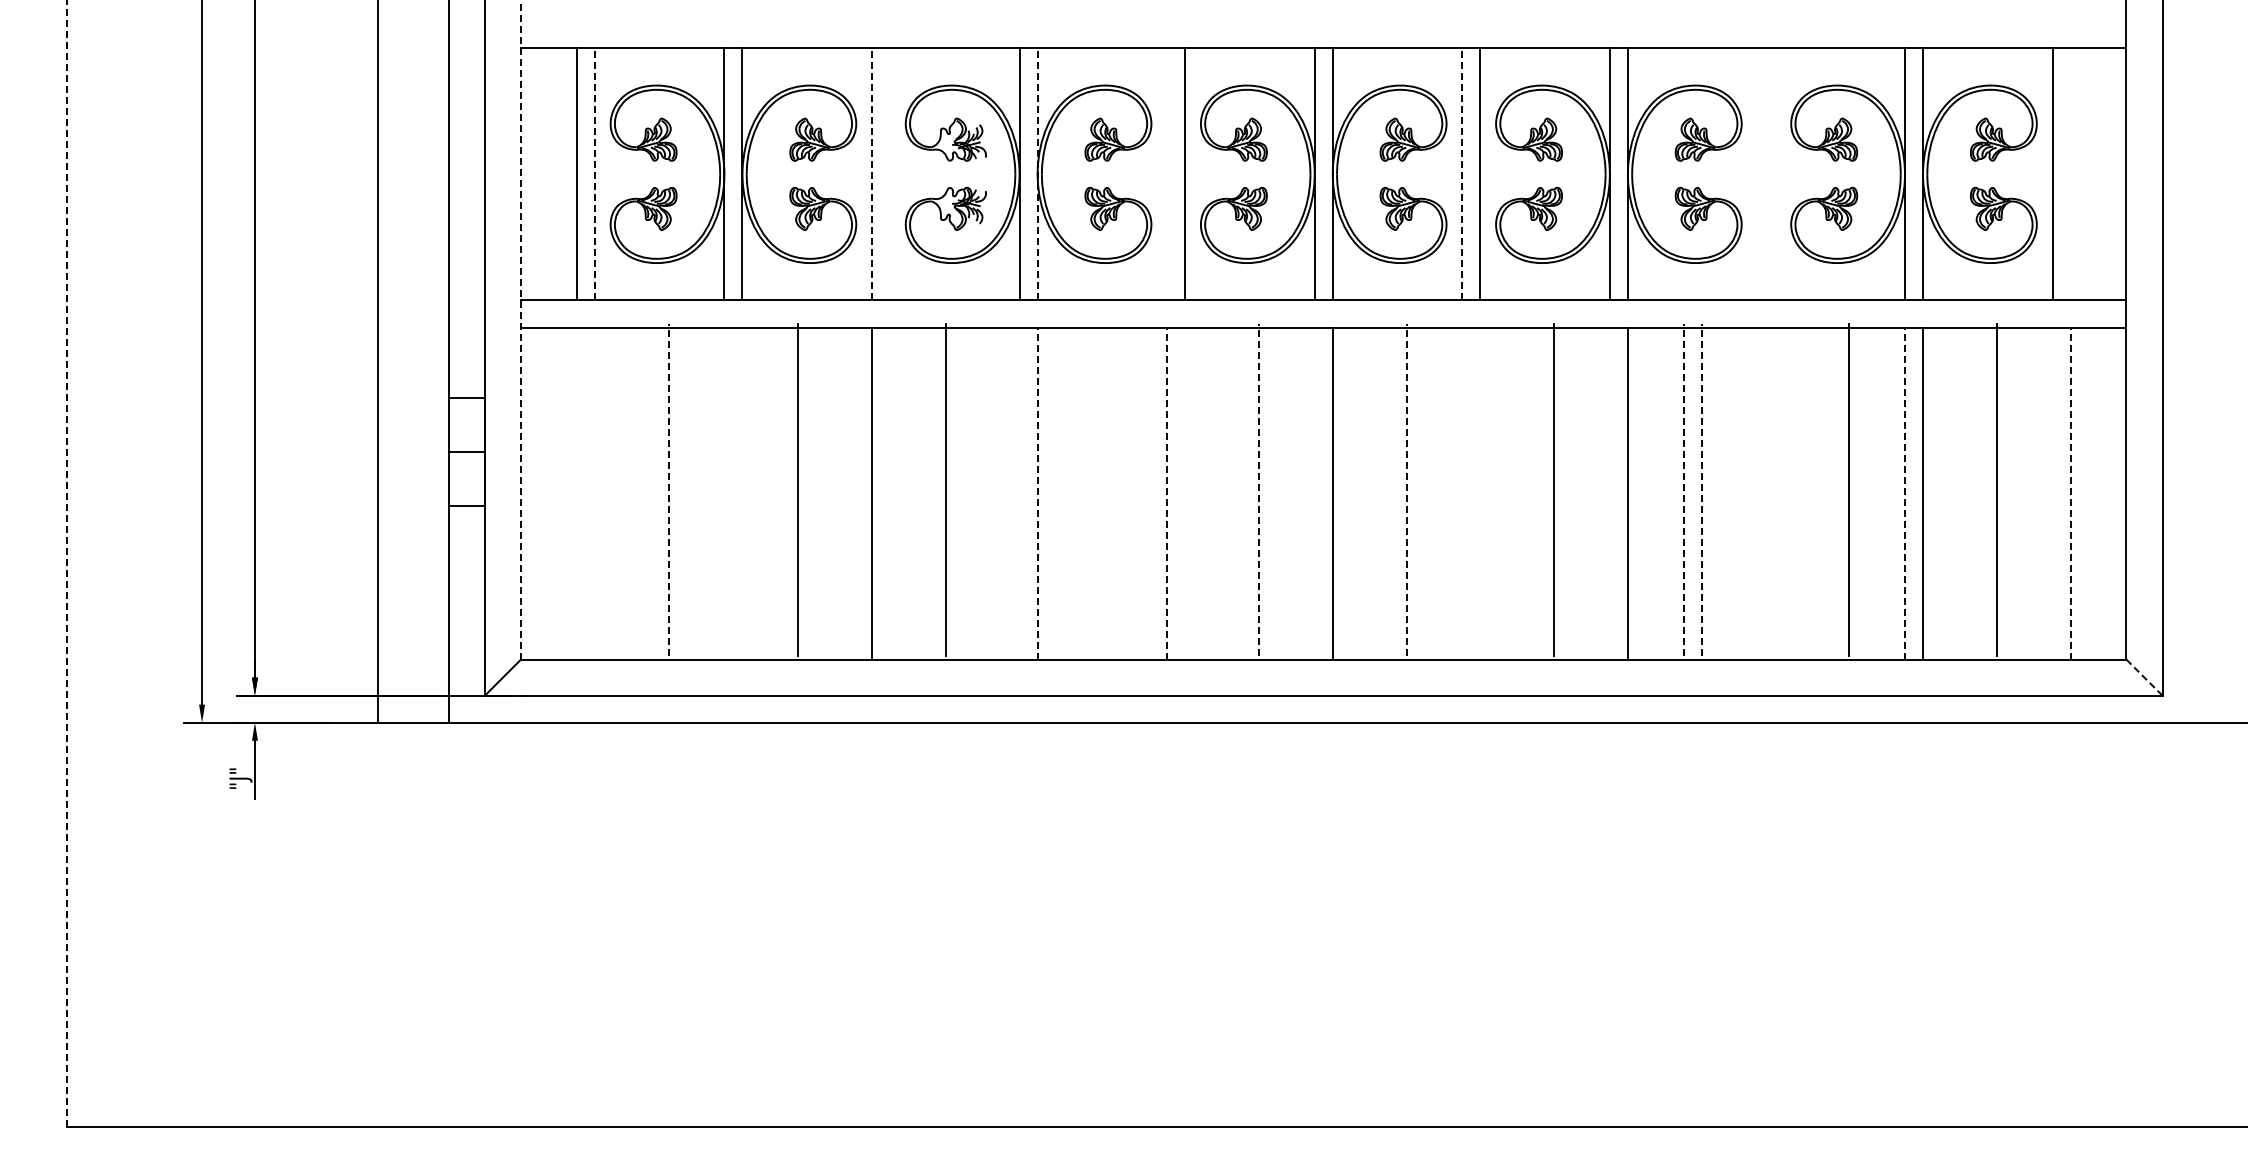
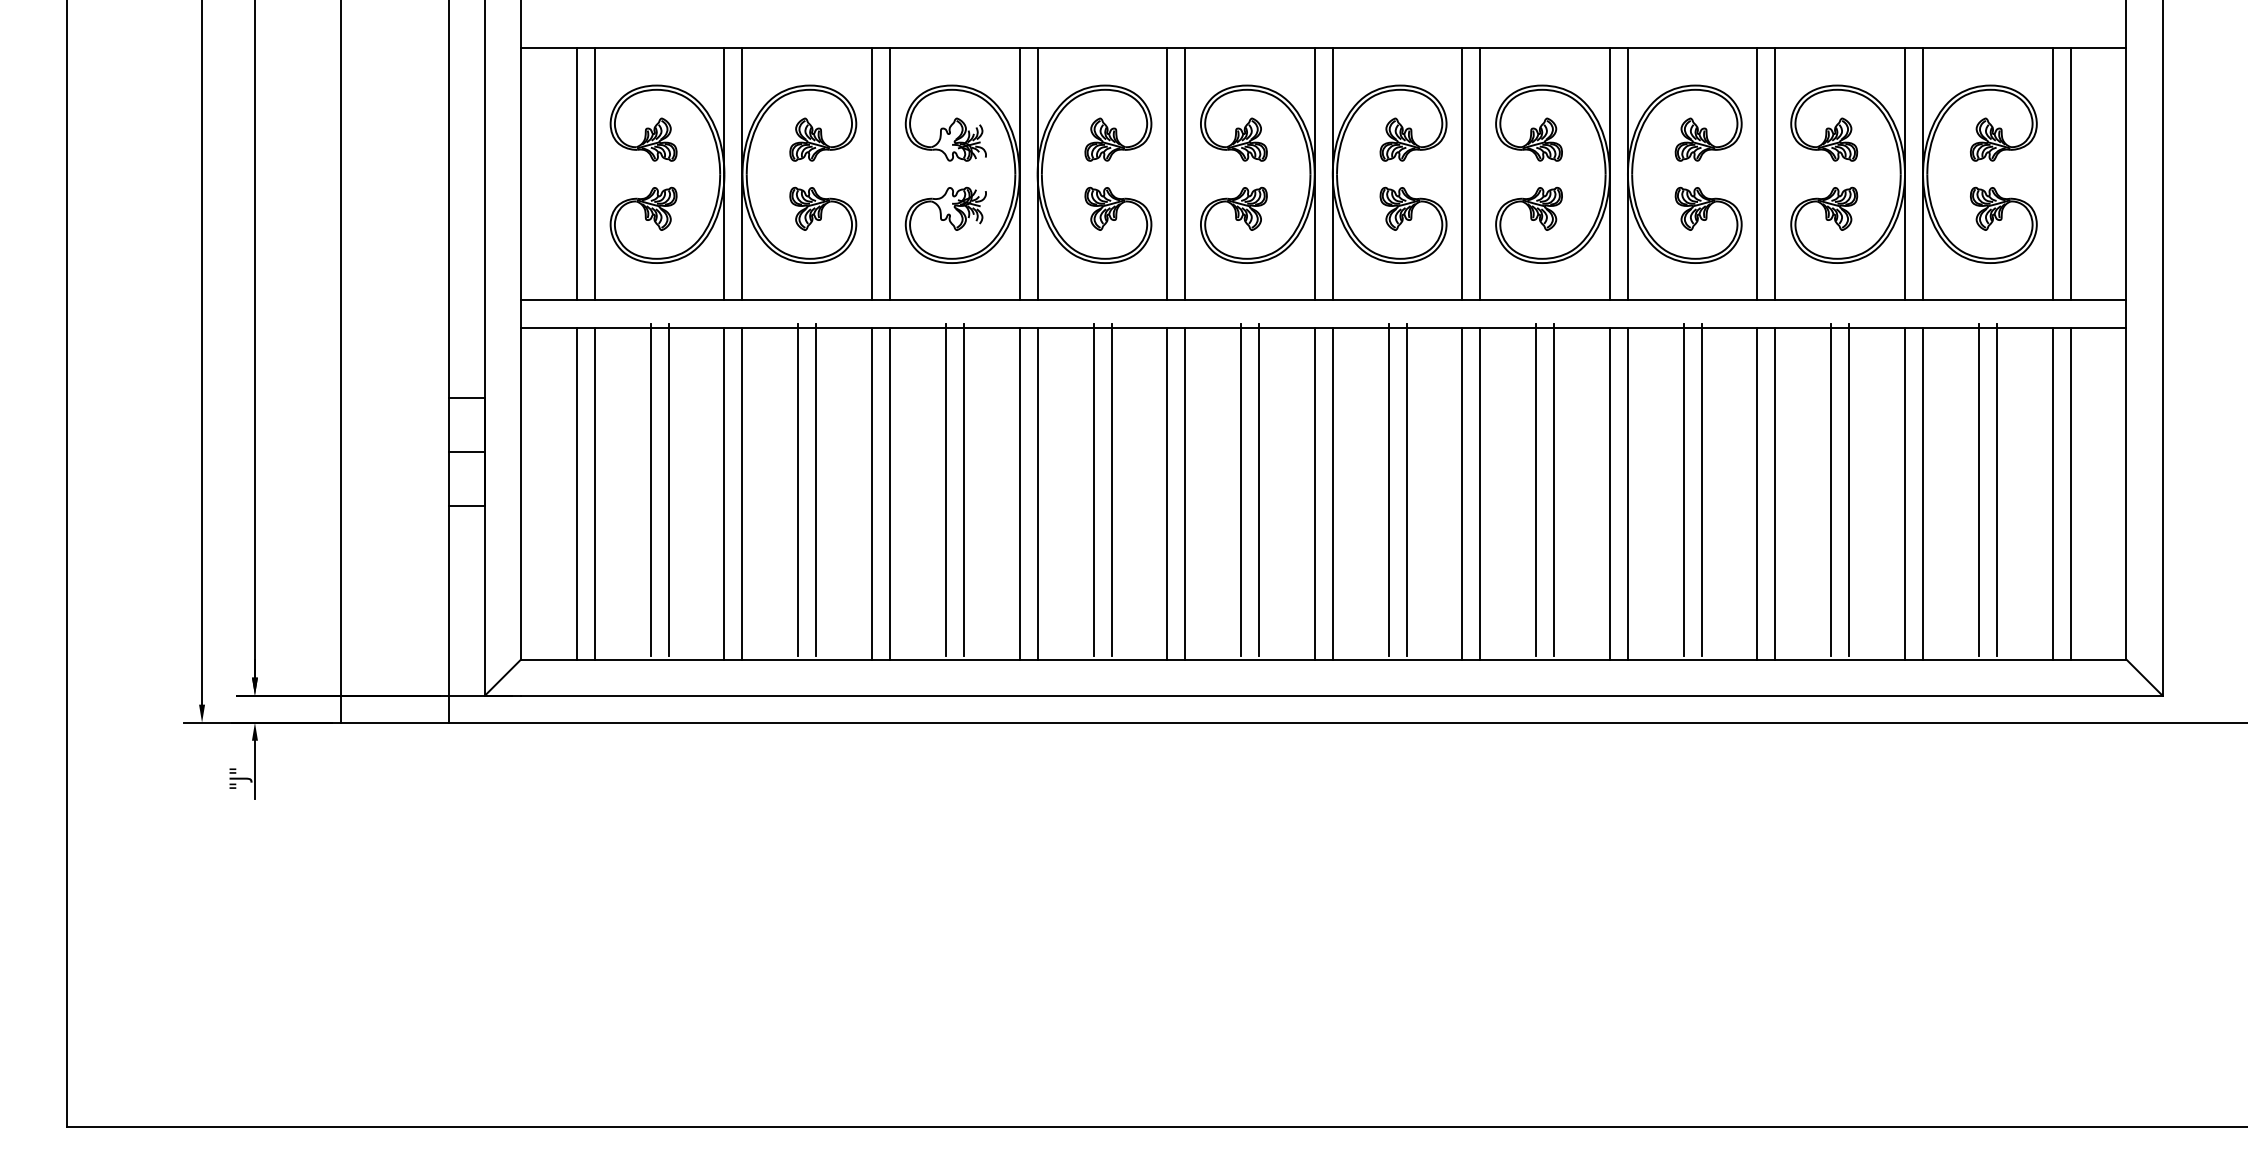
line: dashed -> solid (594, 174)
line: dashed -> solid (872, 174)
line: none -> present (890, 174)
line: dashed -> solid (1037, 174)
line: none -> present (1167, 174)
line: dashed -> solid (1462, 174)
line: none -> present (1757, 174)
line: none -> present (1775, 174)
line: none -> present (2070, 174)
line: dashed -> solid (521, 329)
line position: (377, 362) -> (340, 362) (340, 362)
line: dashed -> solid (668, 489)
line: dashed -> solid (1259, 489)
line: dashed -> solid (1406, 489)
line: dashed -> solid (1683, 489)
line: dashed -> solid (1701, 489)
line: none -> present (650, 490)
line: none -> present (816, 490)
line: none -> present (964, 490)
line: none -> present (1093, 490)
line: none -> present (1111, 490)
line: none -> present (1241, 490)
line: none -> present (1388, 490)
line: none -> present (1536, 490)
line: none -> present (1831, 490)
line: none -> present (1978, 490)
line: none -> present (576, 493)
line: none -> present (594, 493)
line: none -> present (724, 493)
line: none -> present (742, 493)
line: none -> present (890, 493)
line: none -> present (1019, 493)
line: dashed -> solid (1037, 493)
line: dashed -> solid (1167, 493)
line: none -> present (1185, 493)
line: none -> present (1314, 493)
line: none -> present (1462, 493)
line: none -> present (1480, 493)
line: none -> present (1609, 493)
line: none -> present (1757, 493)
line: none -> present (1775, 493)
line: dashed -> solid (1905, 493)
line: none -> present (2052, 493)
line: dashed -> solid (2070, 493)
line: dashed -> solid (67, 563)
line: dashed -> solid (2144, 677)
